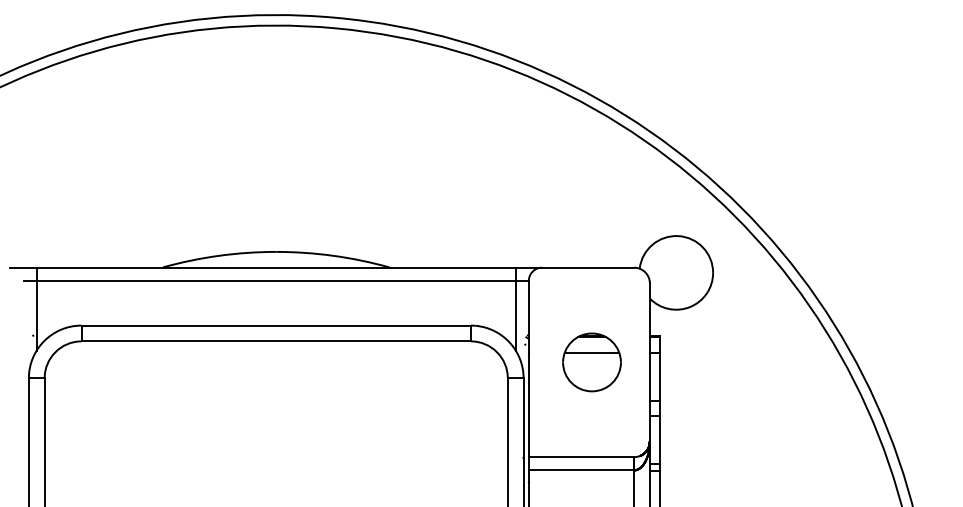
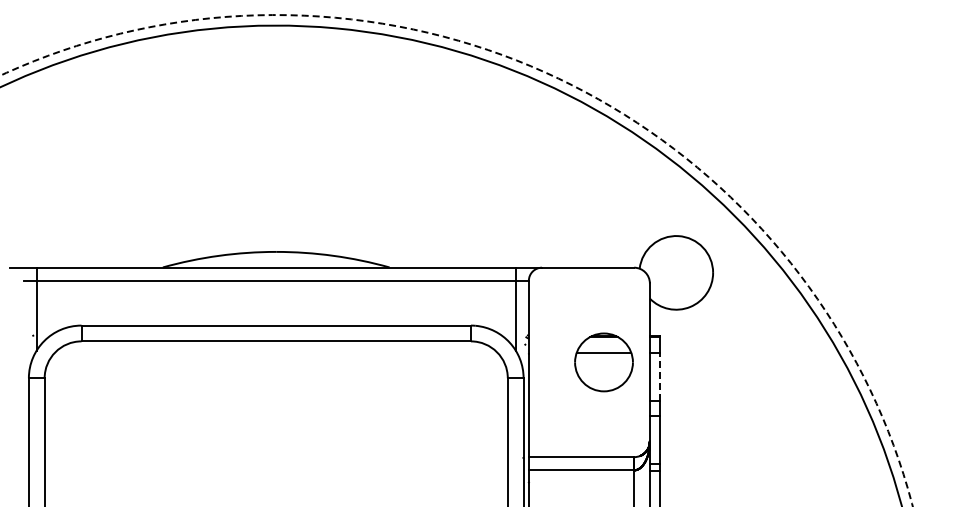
arc: solid -> dashed (555, 77)
part position: (591, 362) -> (603, 362) (603, 362)
line: solid -> dashed (660, 376)
